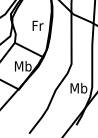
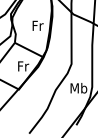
text: Mb -> Fr (23, 66)
